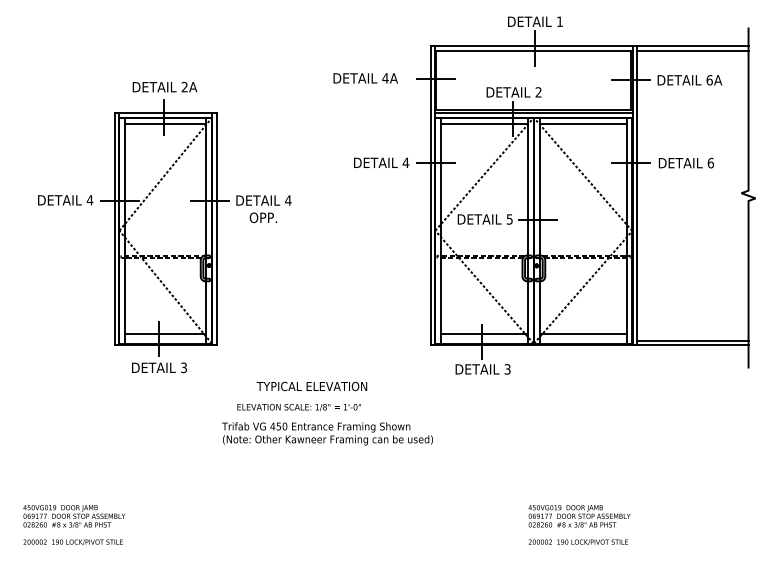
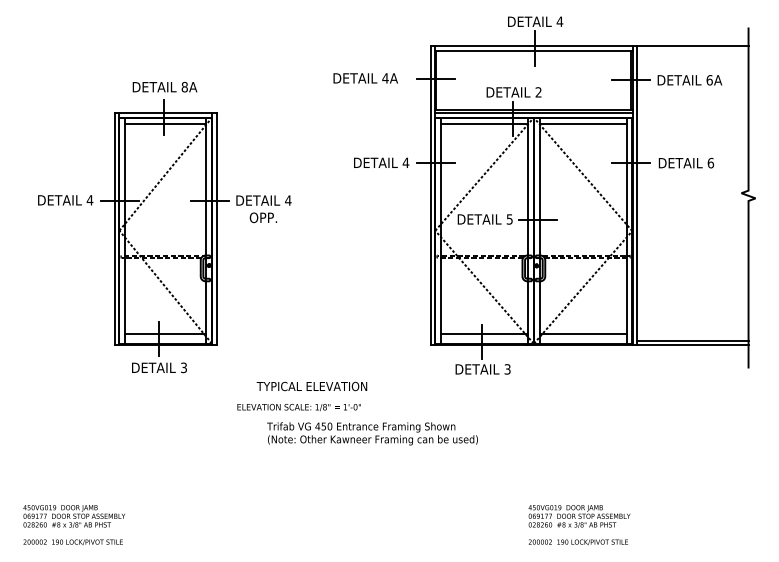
text: 1 -> 4 (559, 21)
line: present -> none (692, 50)
text: 2A -> 8A (184, 87)
text position: (327, 433) -> (372, 433) (372, 433)
